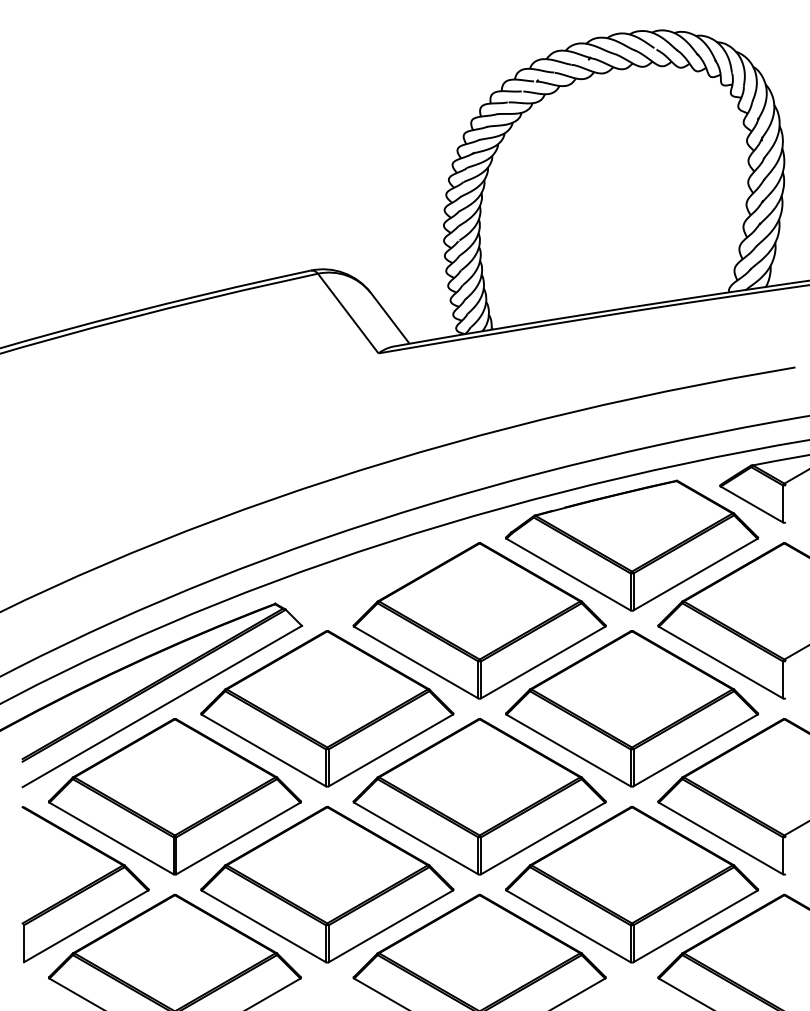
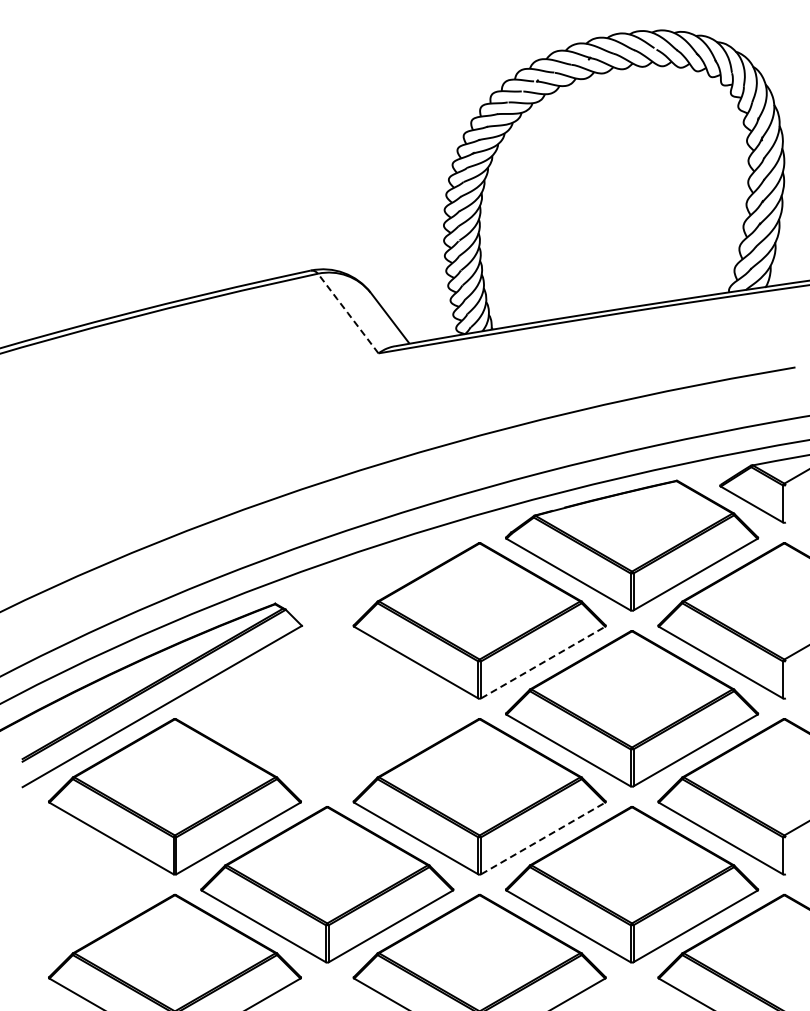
line: solid -> dashed (347, 313)
line: solid -> dashed (543, 662)
part: present -> none (327, 708)
line: solid -> dashed (543, 838)
part: present -> none (85, 884)
